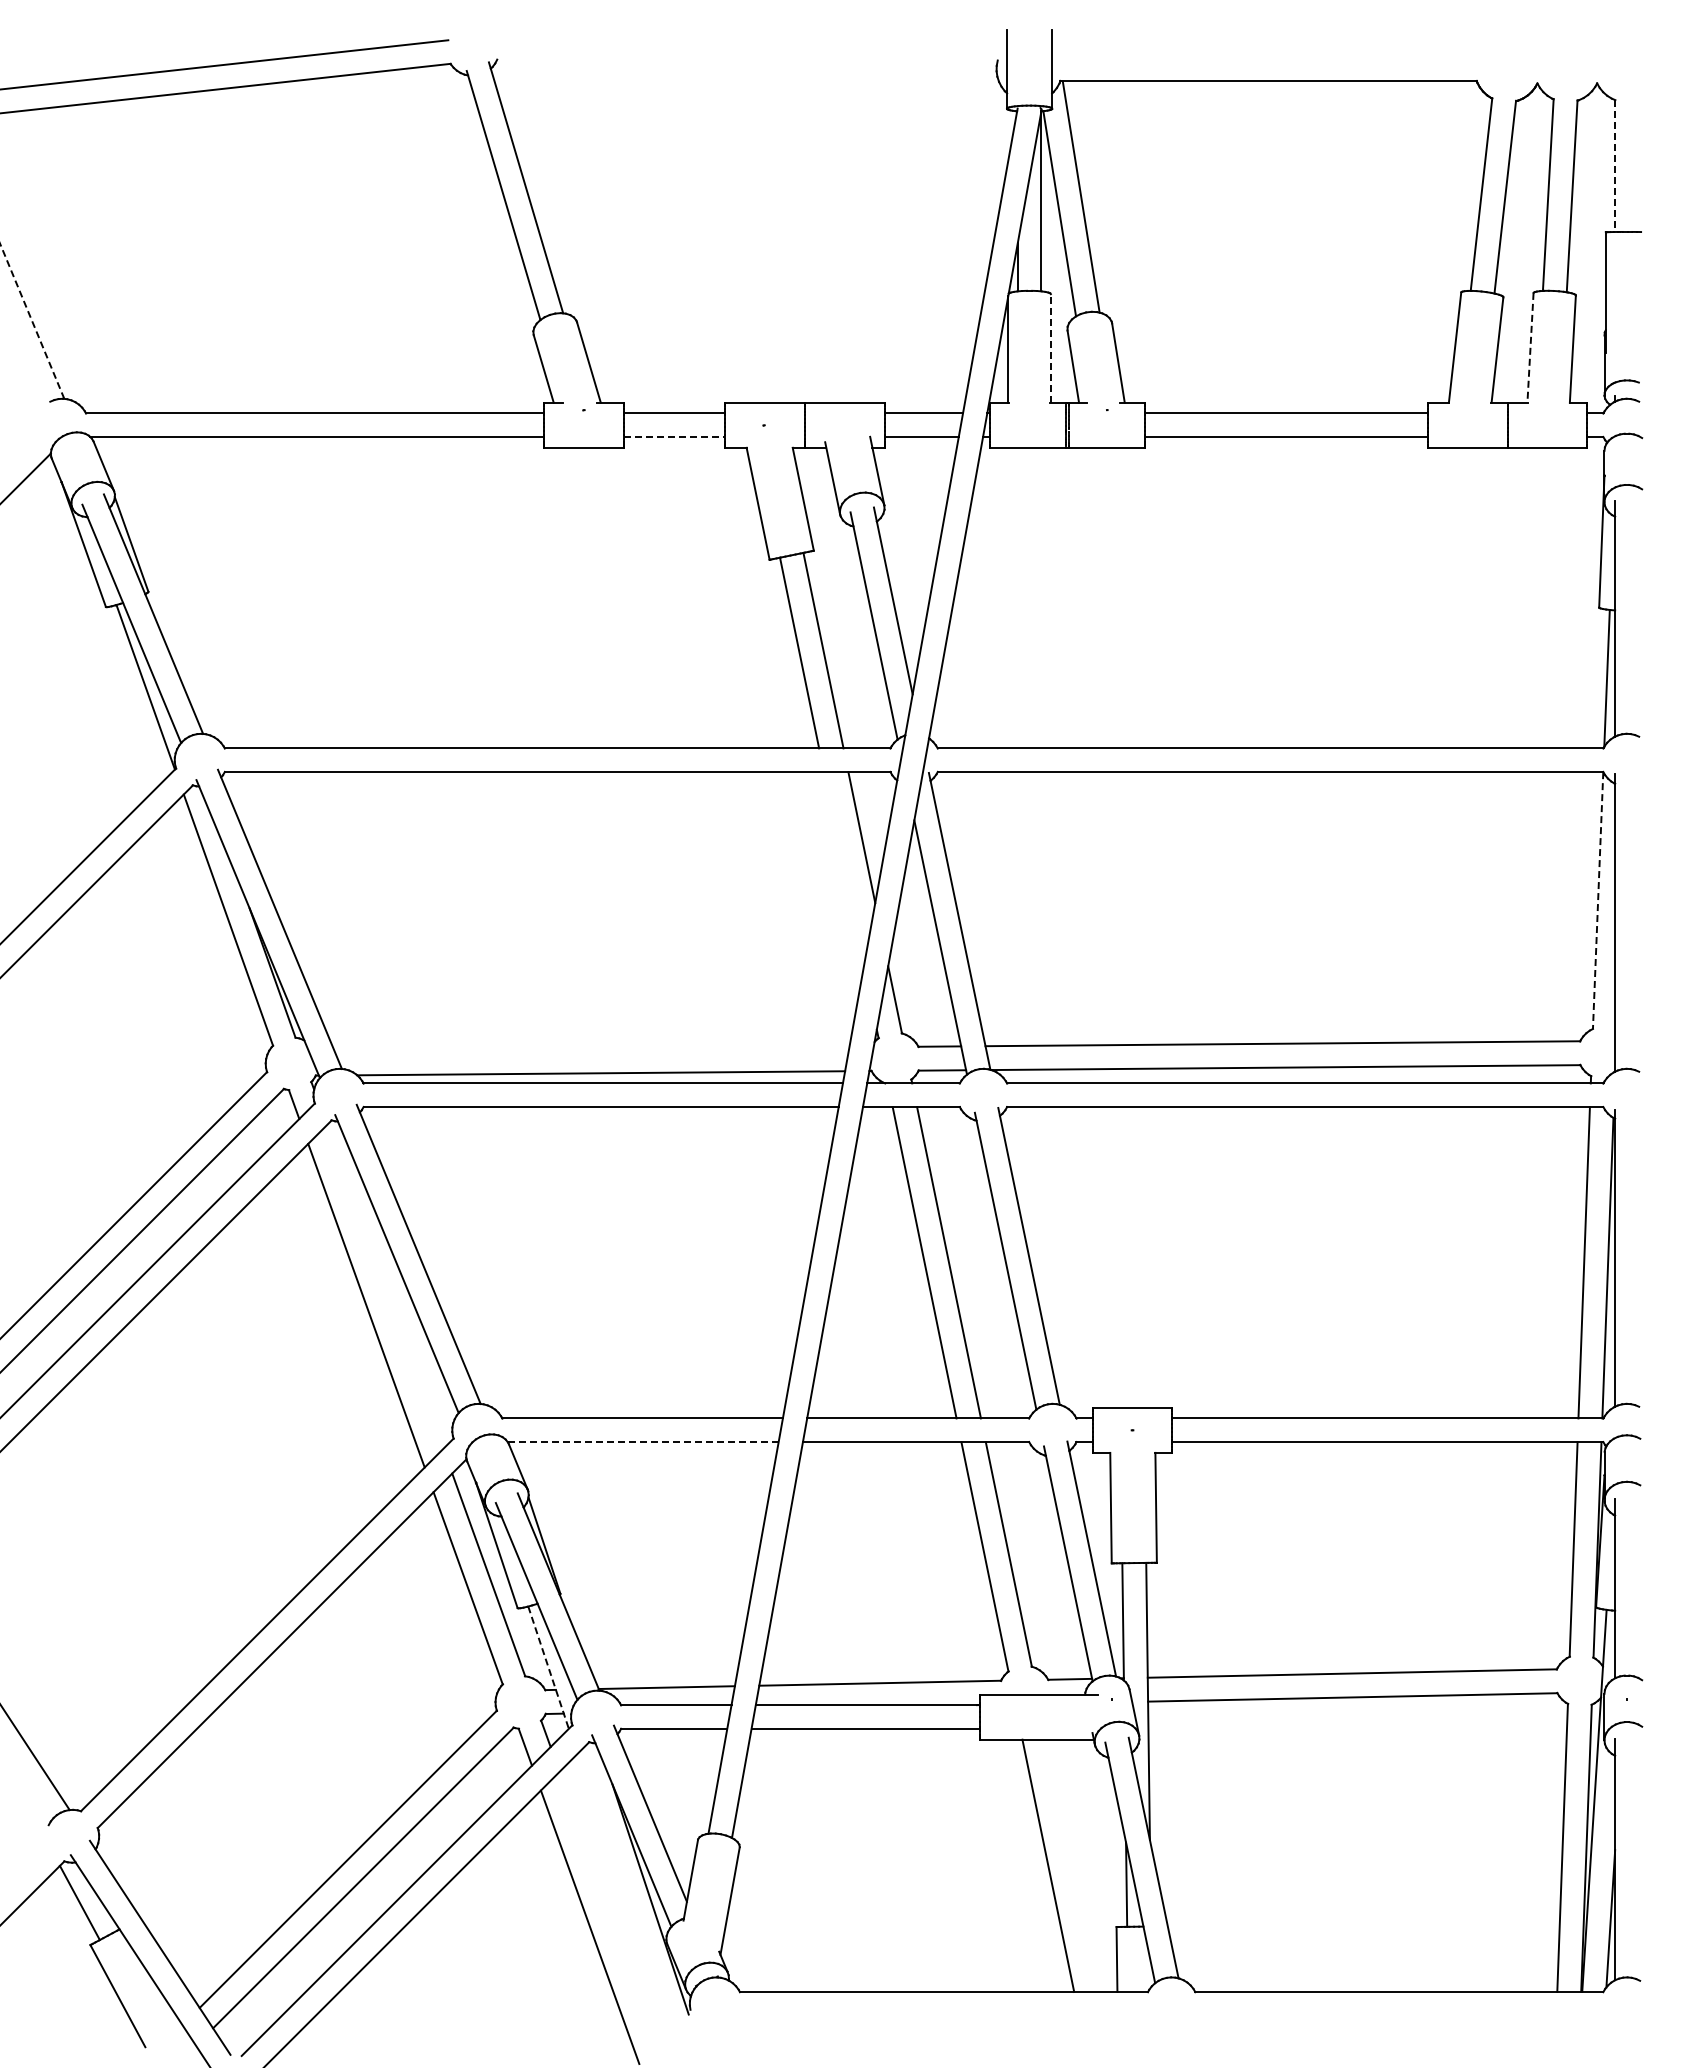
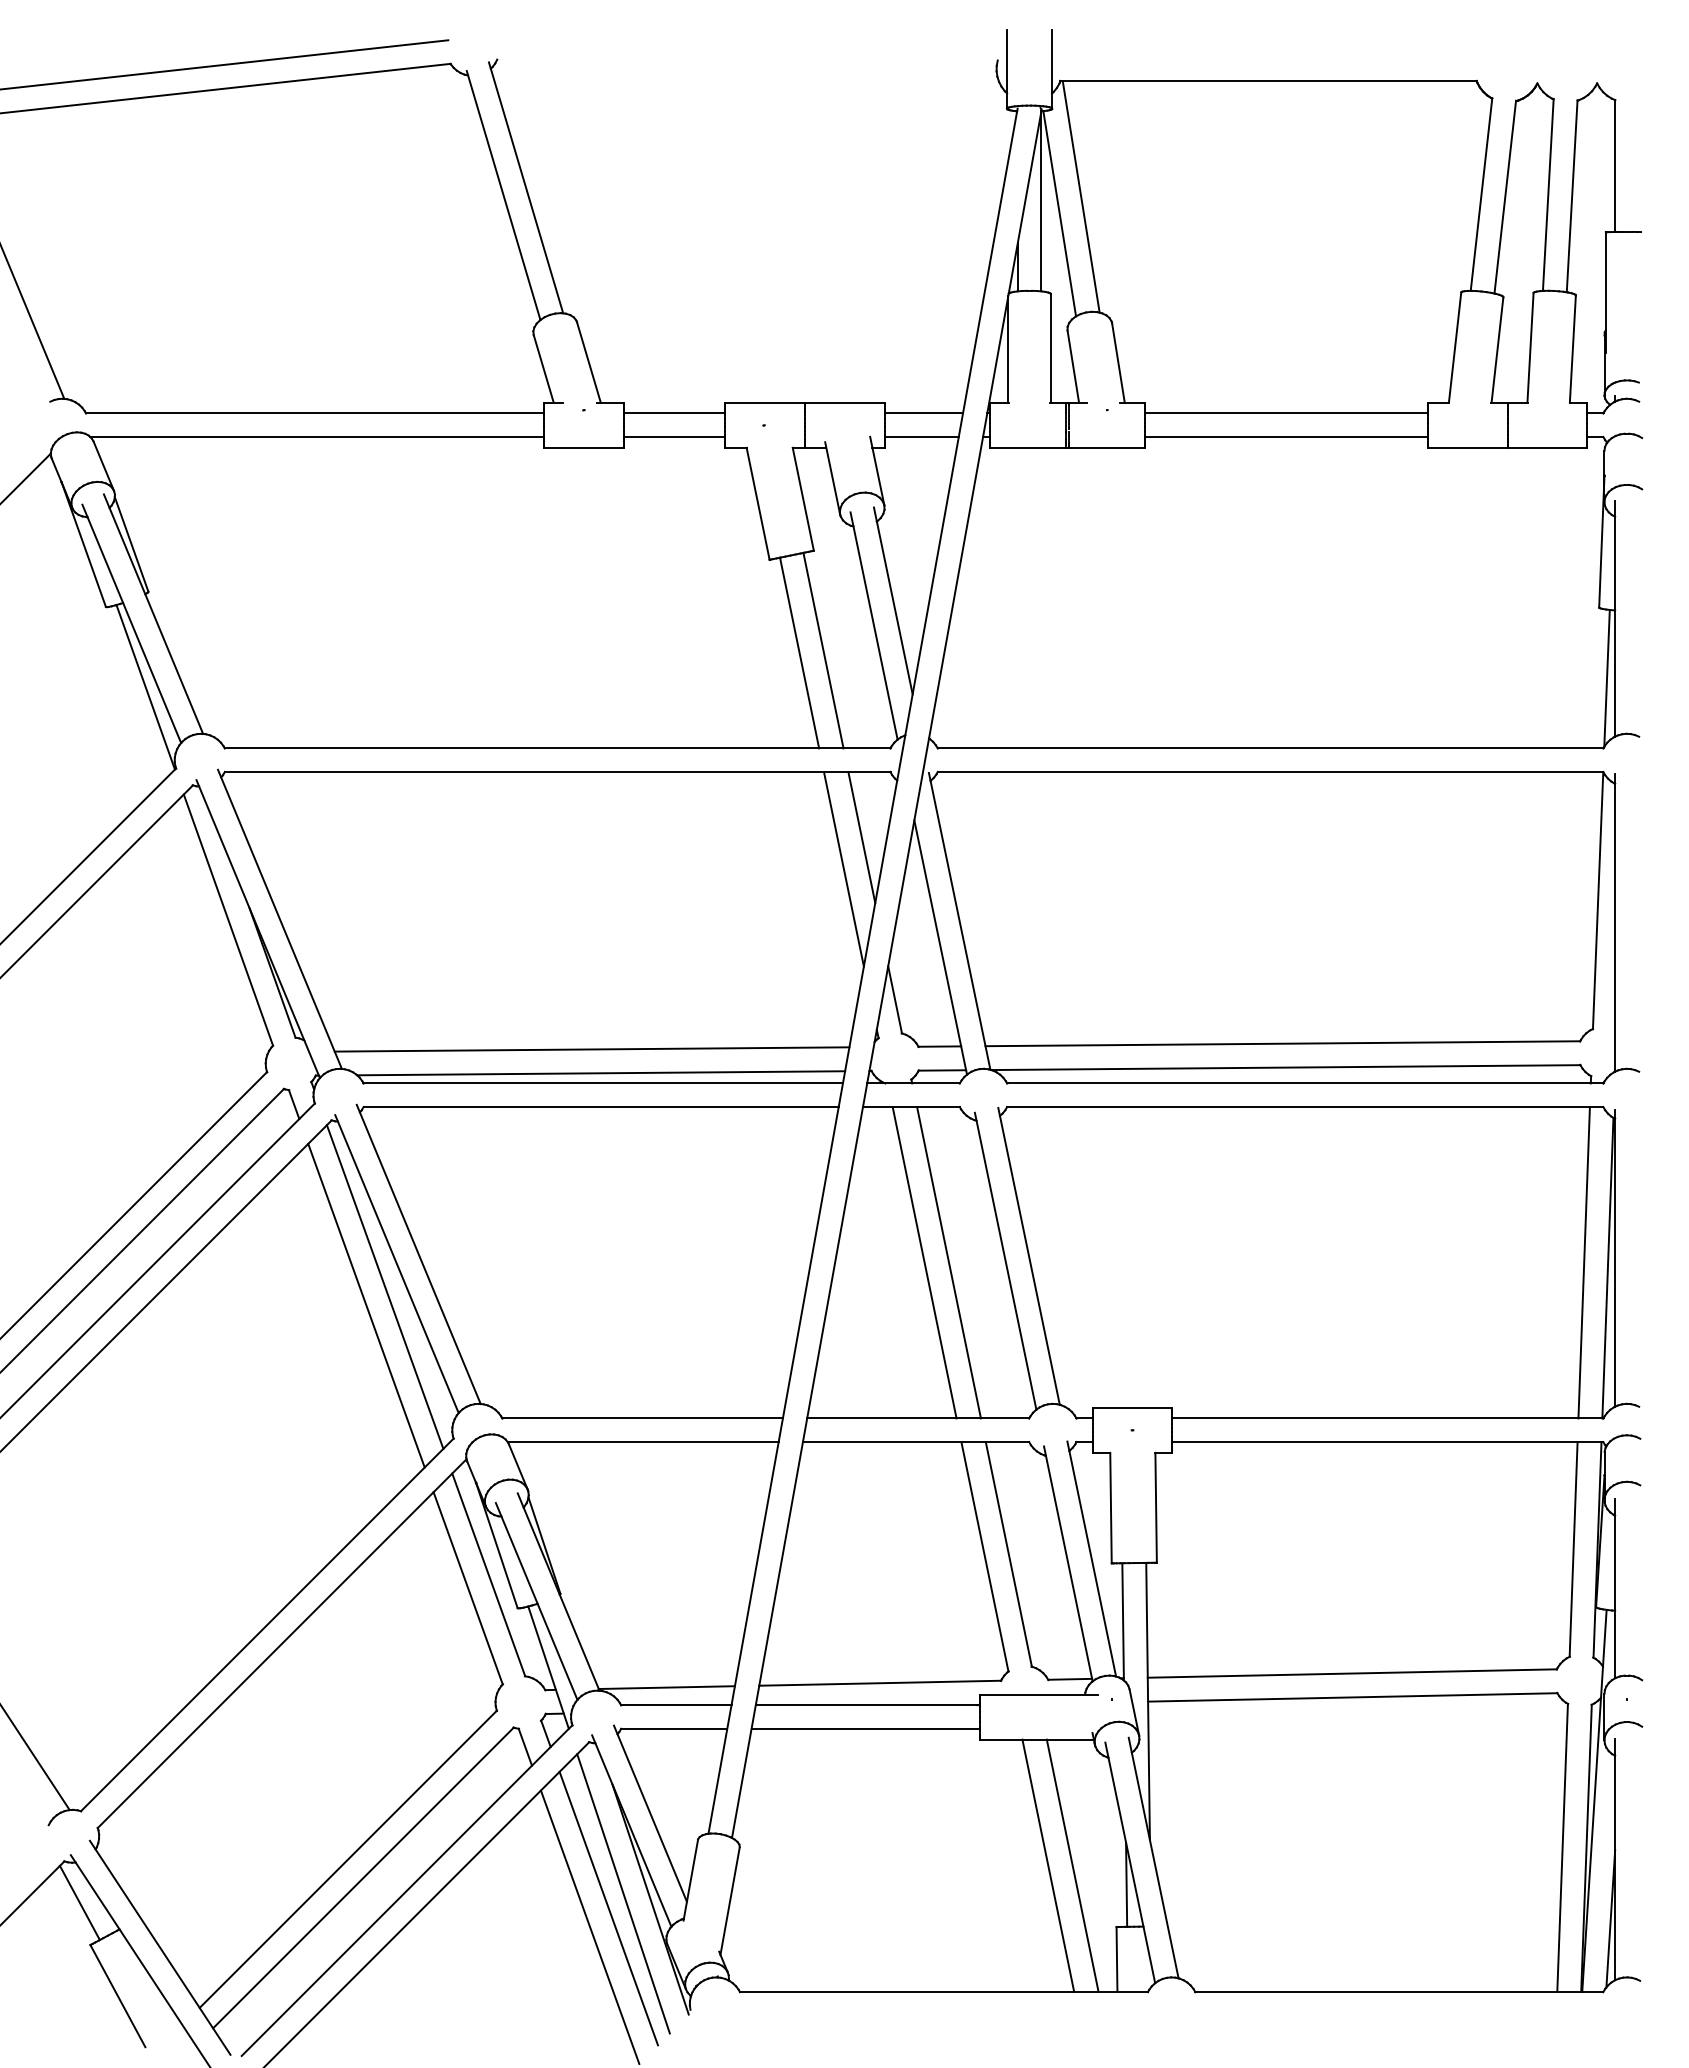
line: dashed -> solid (1615, 166)
line: dashed -> solid (32, 321)
line: dashed -> solid (1050, 347)
line: dashed -> solid (1530, 347)
line: dashed -> solid (674, 437)
line: none -> present (843, 869)
line: dashed -> solid (1598, 900)
line: none -> present (591, 1049)
line: none -> present (384, 1286)
line: dashed -> solid (643, 1442)
line: dashed -> solid (548, 1668)
line: none -> present (1072, 1865)
line: none -> present (623, 1893)
line: none -> present (608, 1908)
